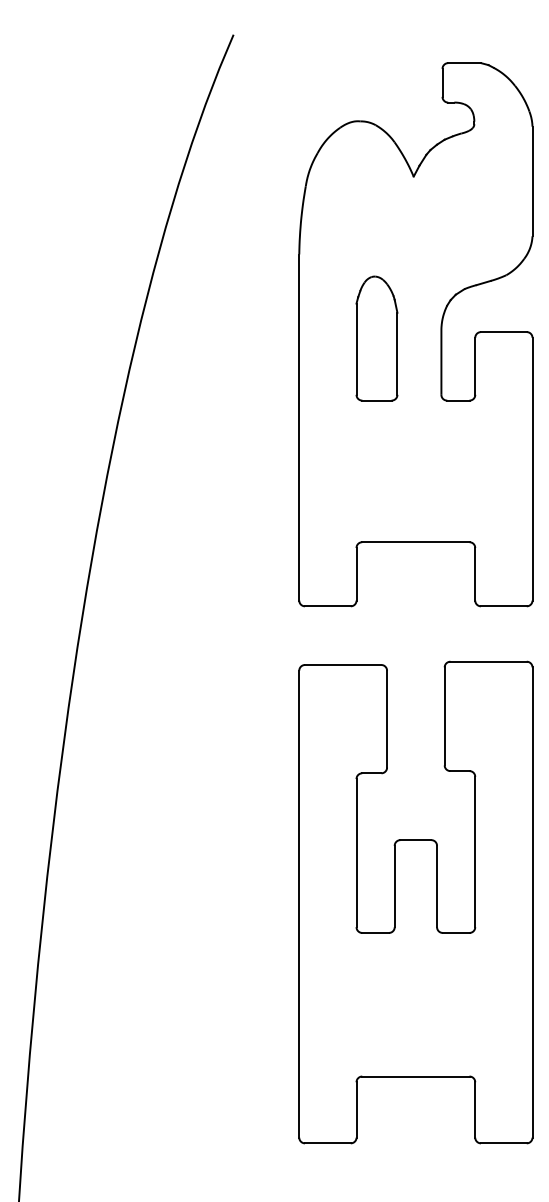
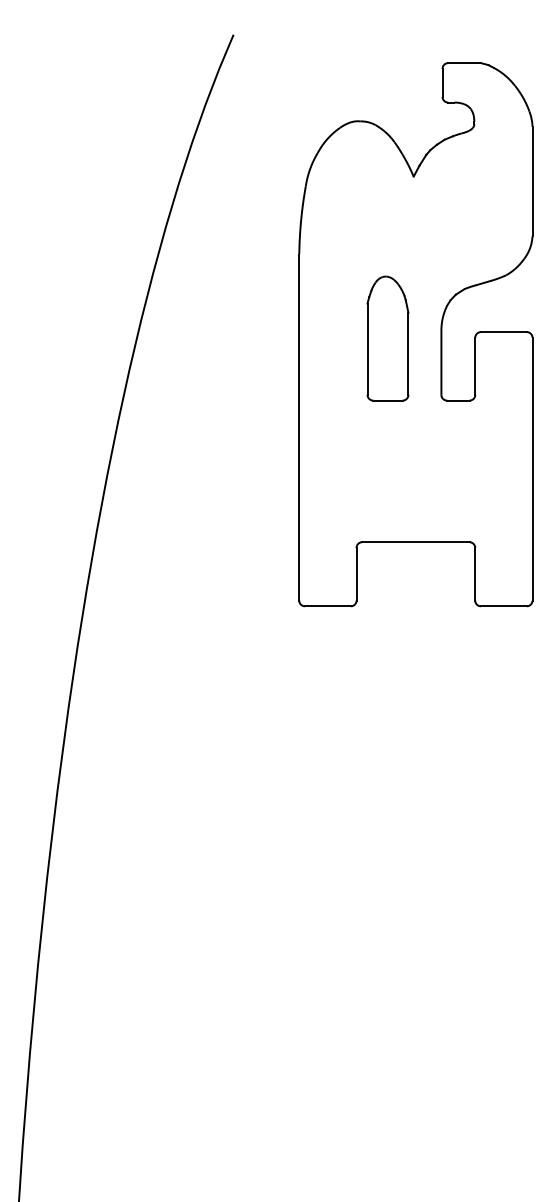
part position: (376, 338) -> (387, 338) (387, 338)
part: present -> none (415, 902)
